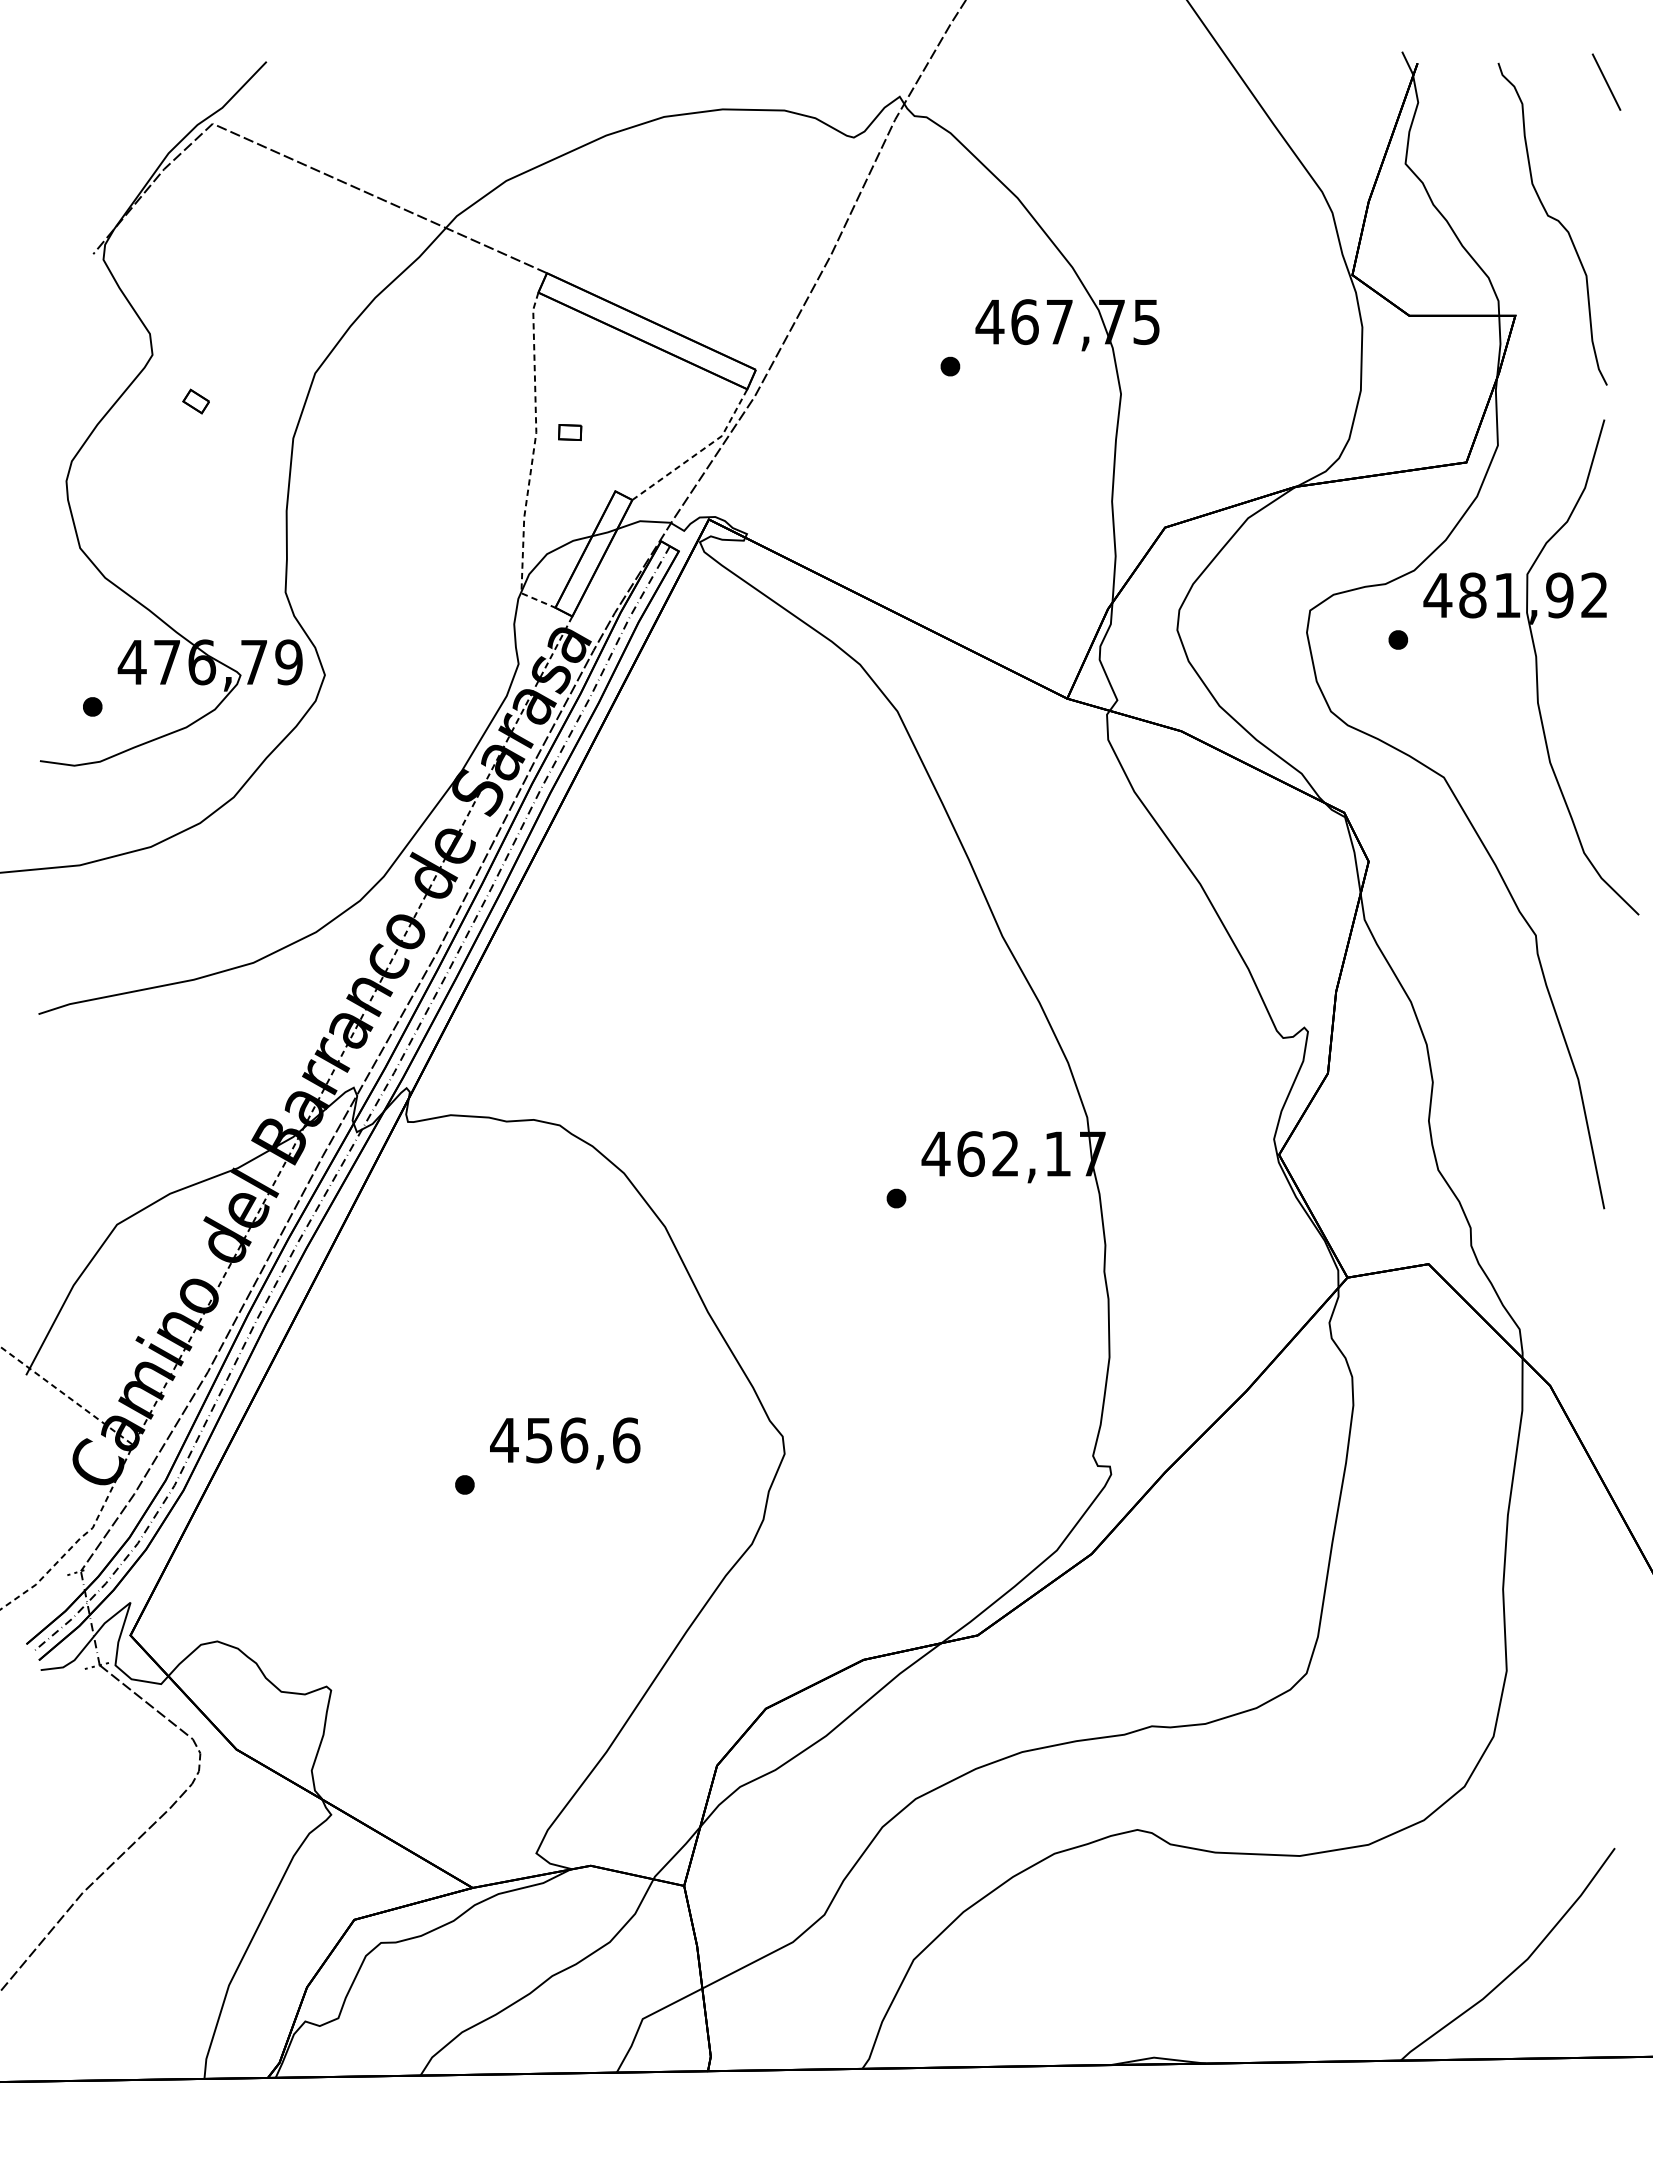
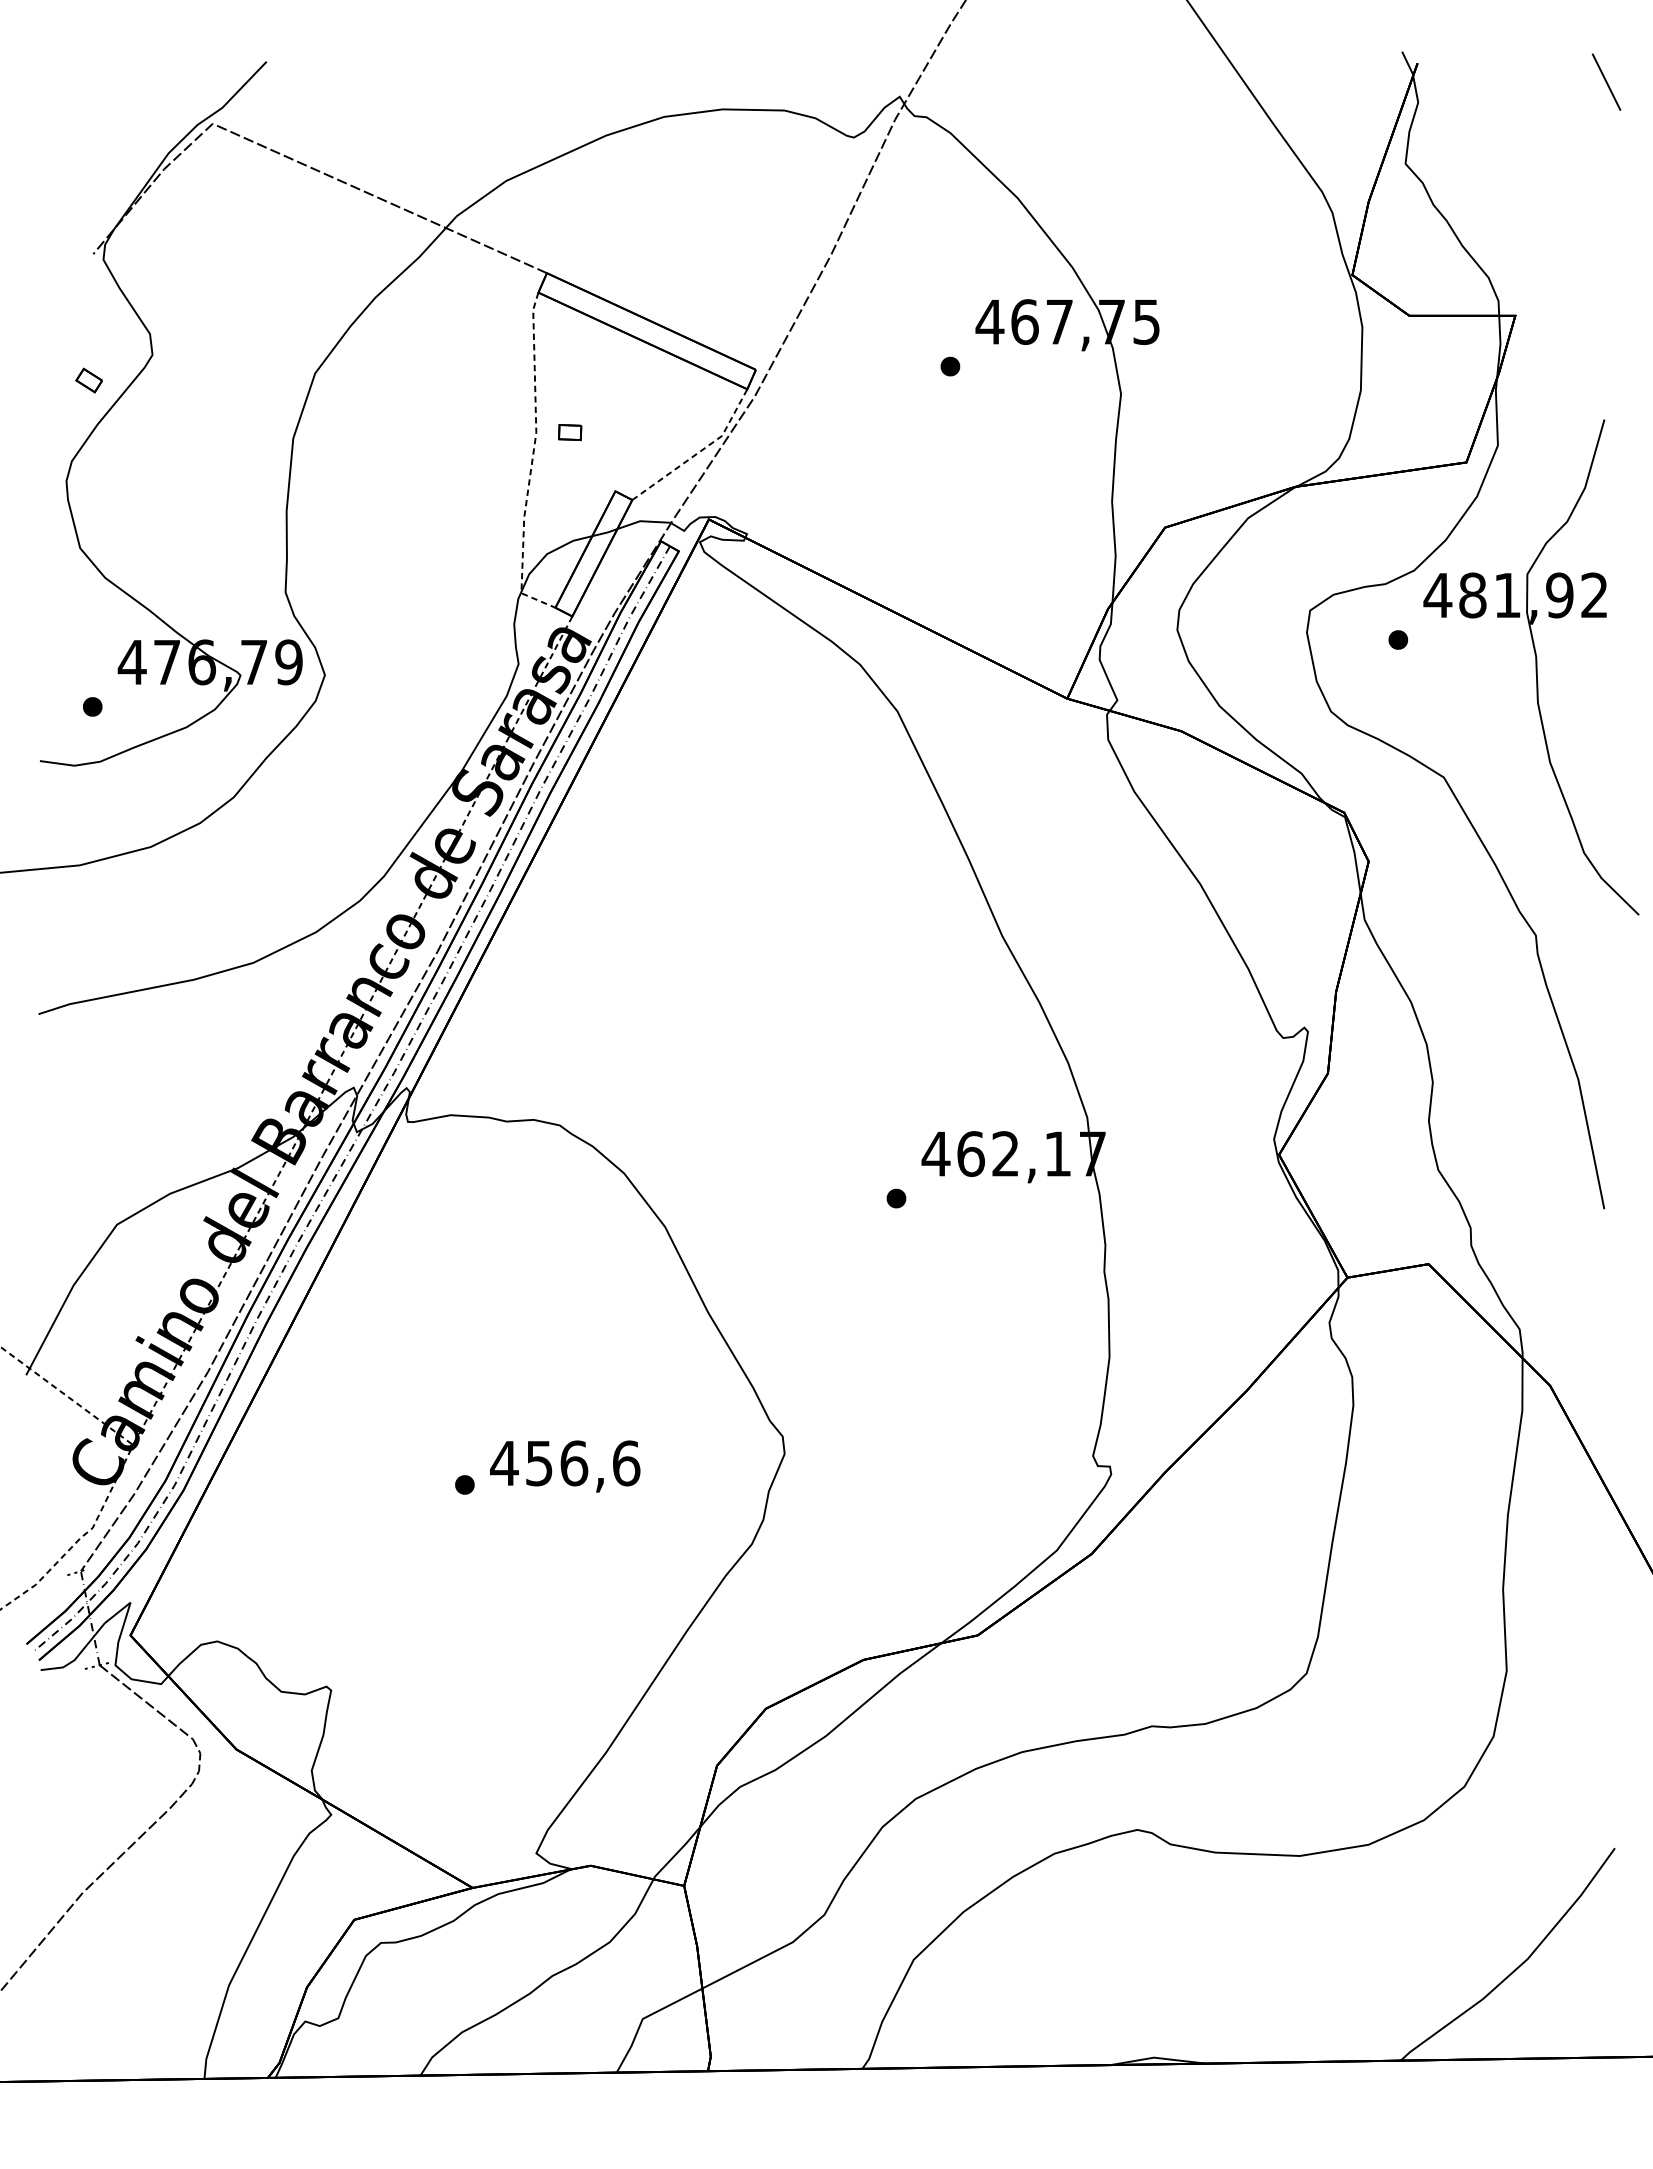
curve: present -> none (1553, 219)
part position: (195, 401) -> (88, 380) (88, 380)
text position: (565, 1443) -> (565, 1466) (565, 1466)
